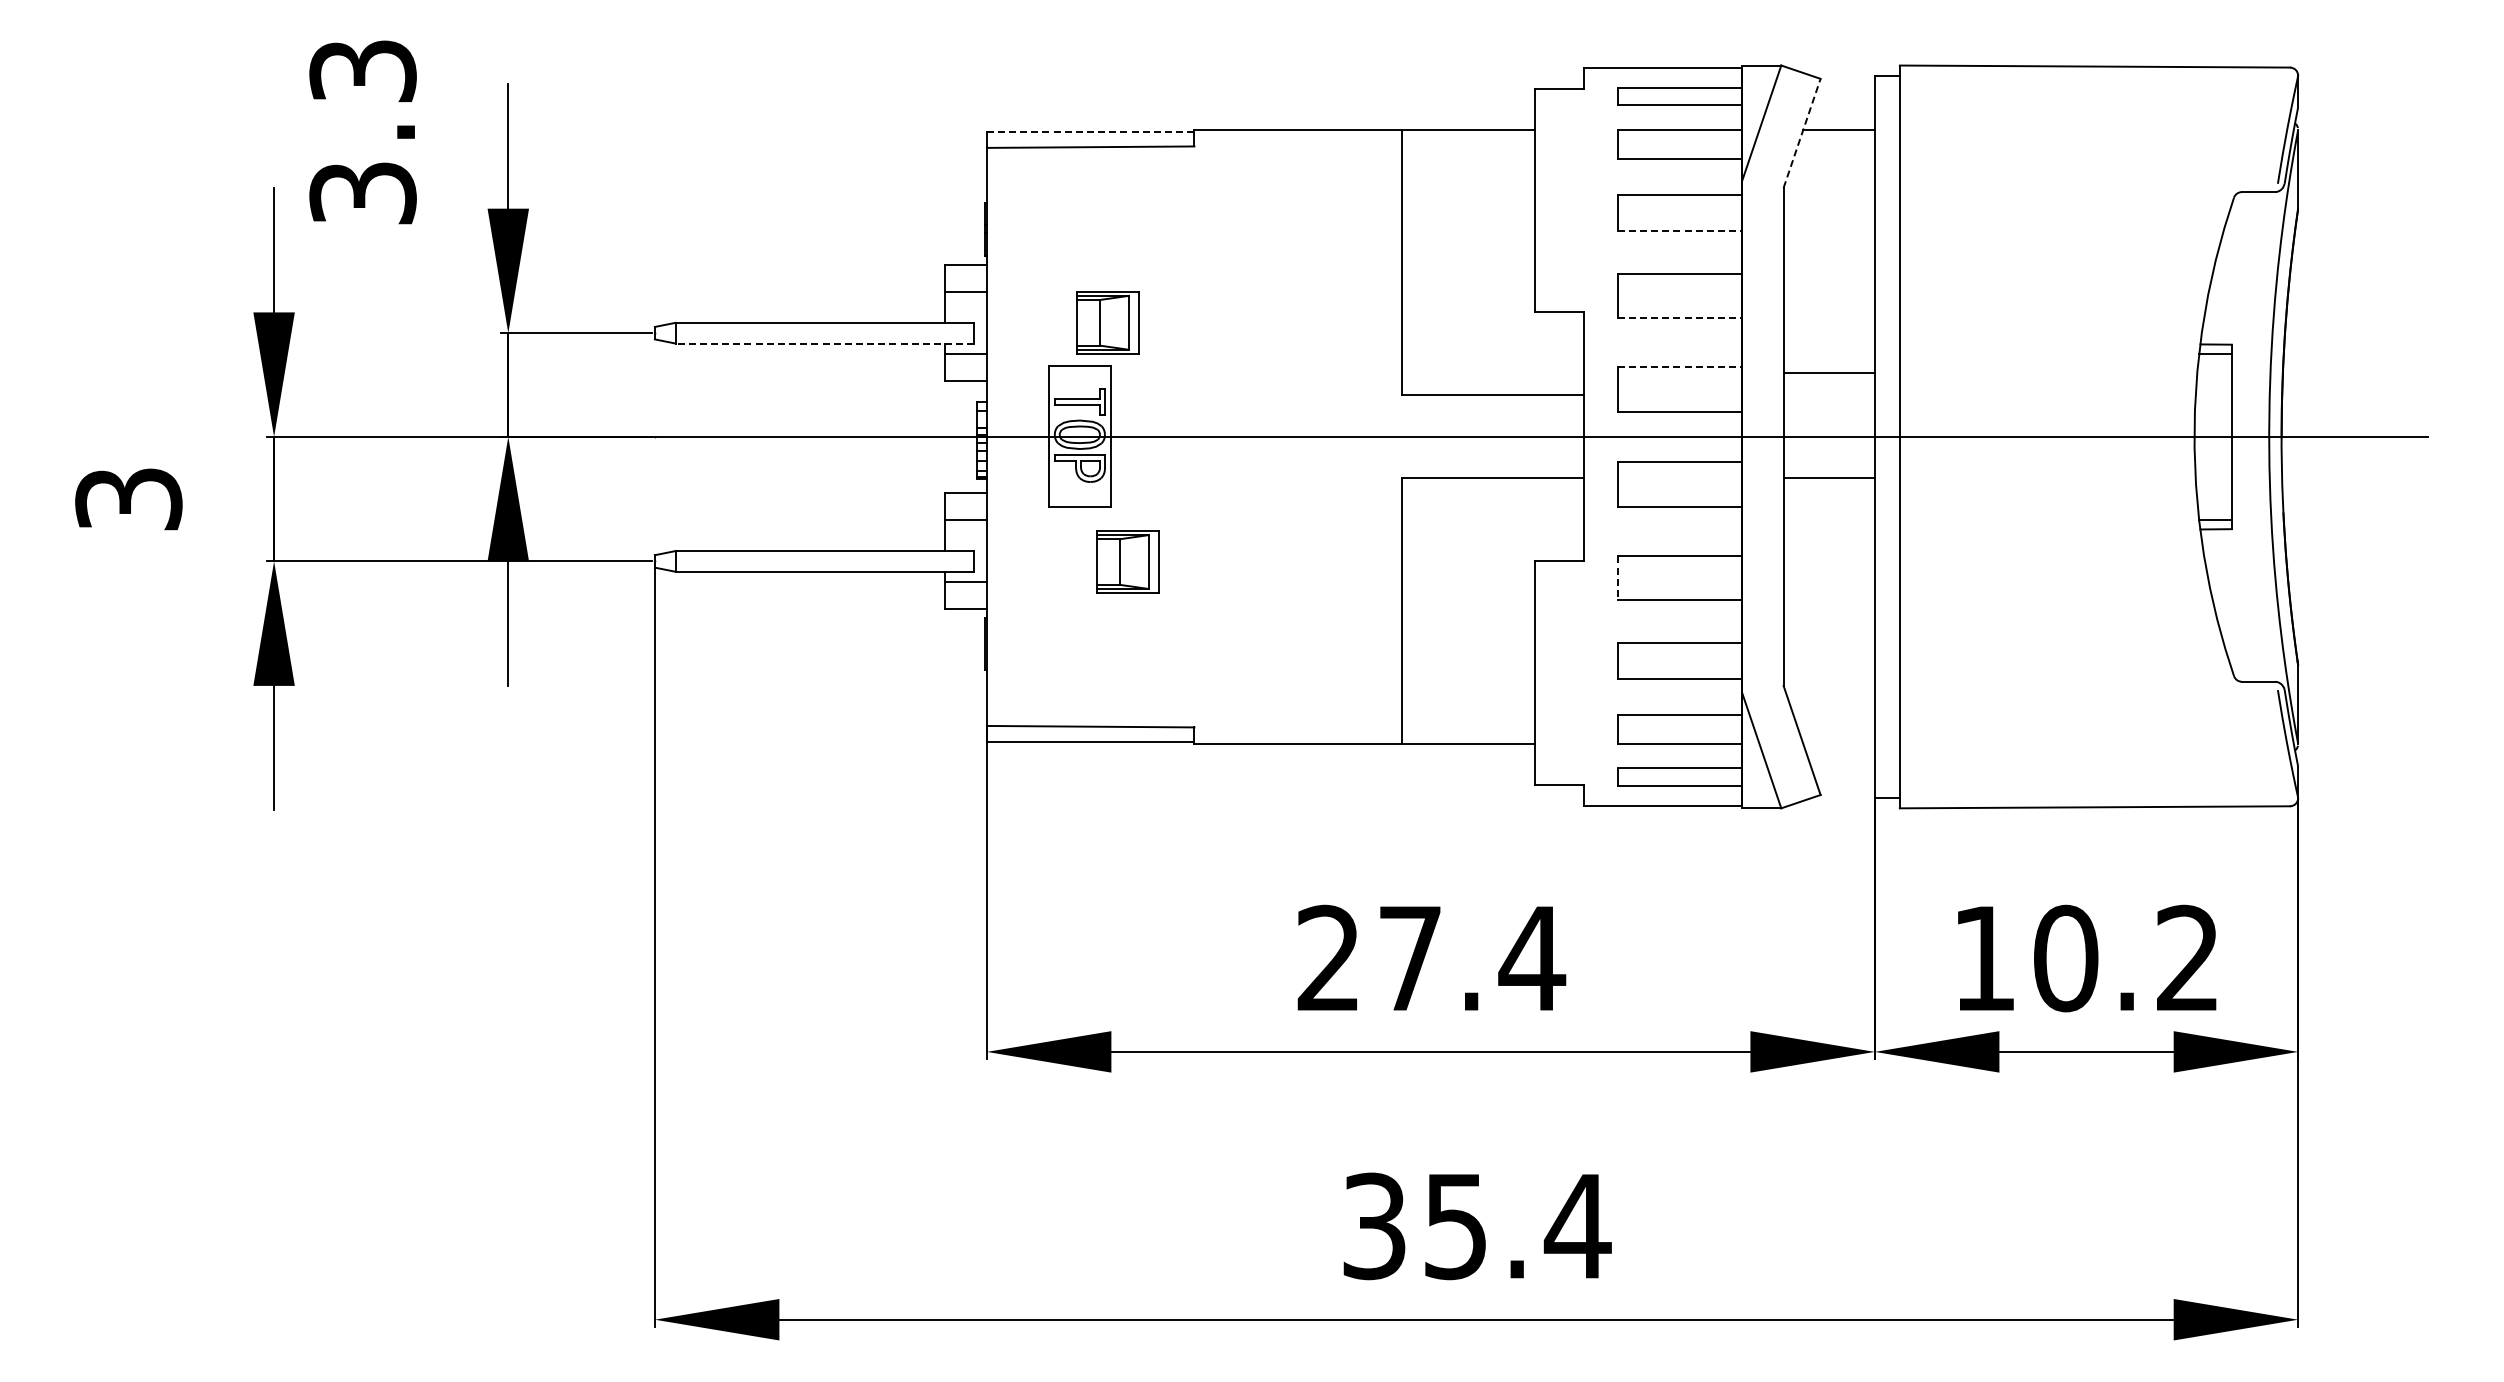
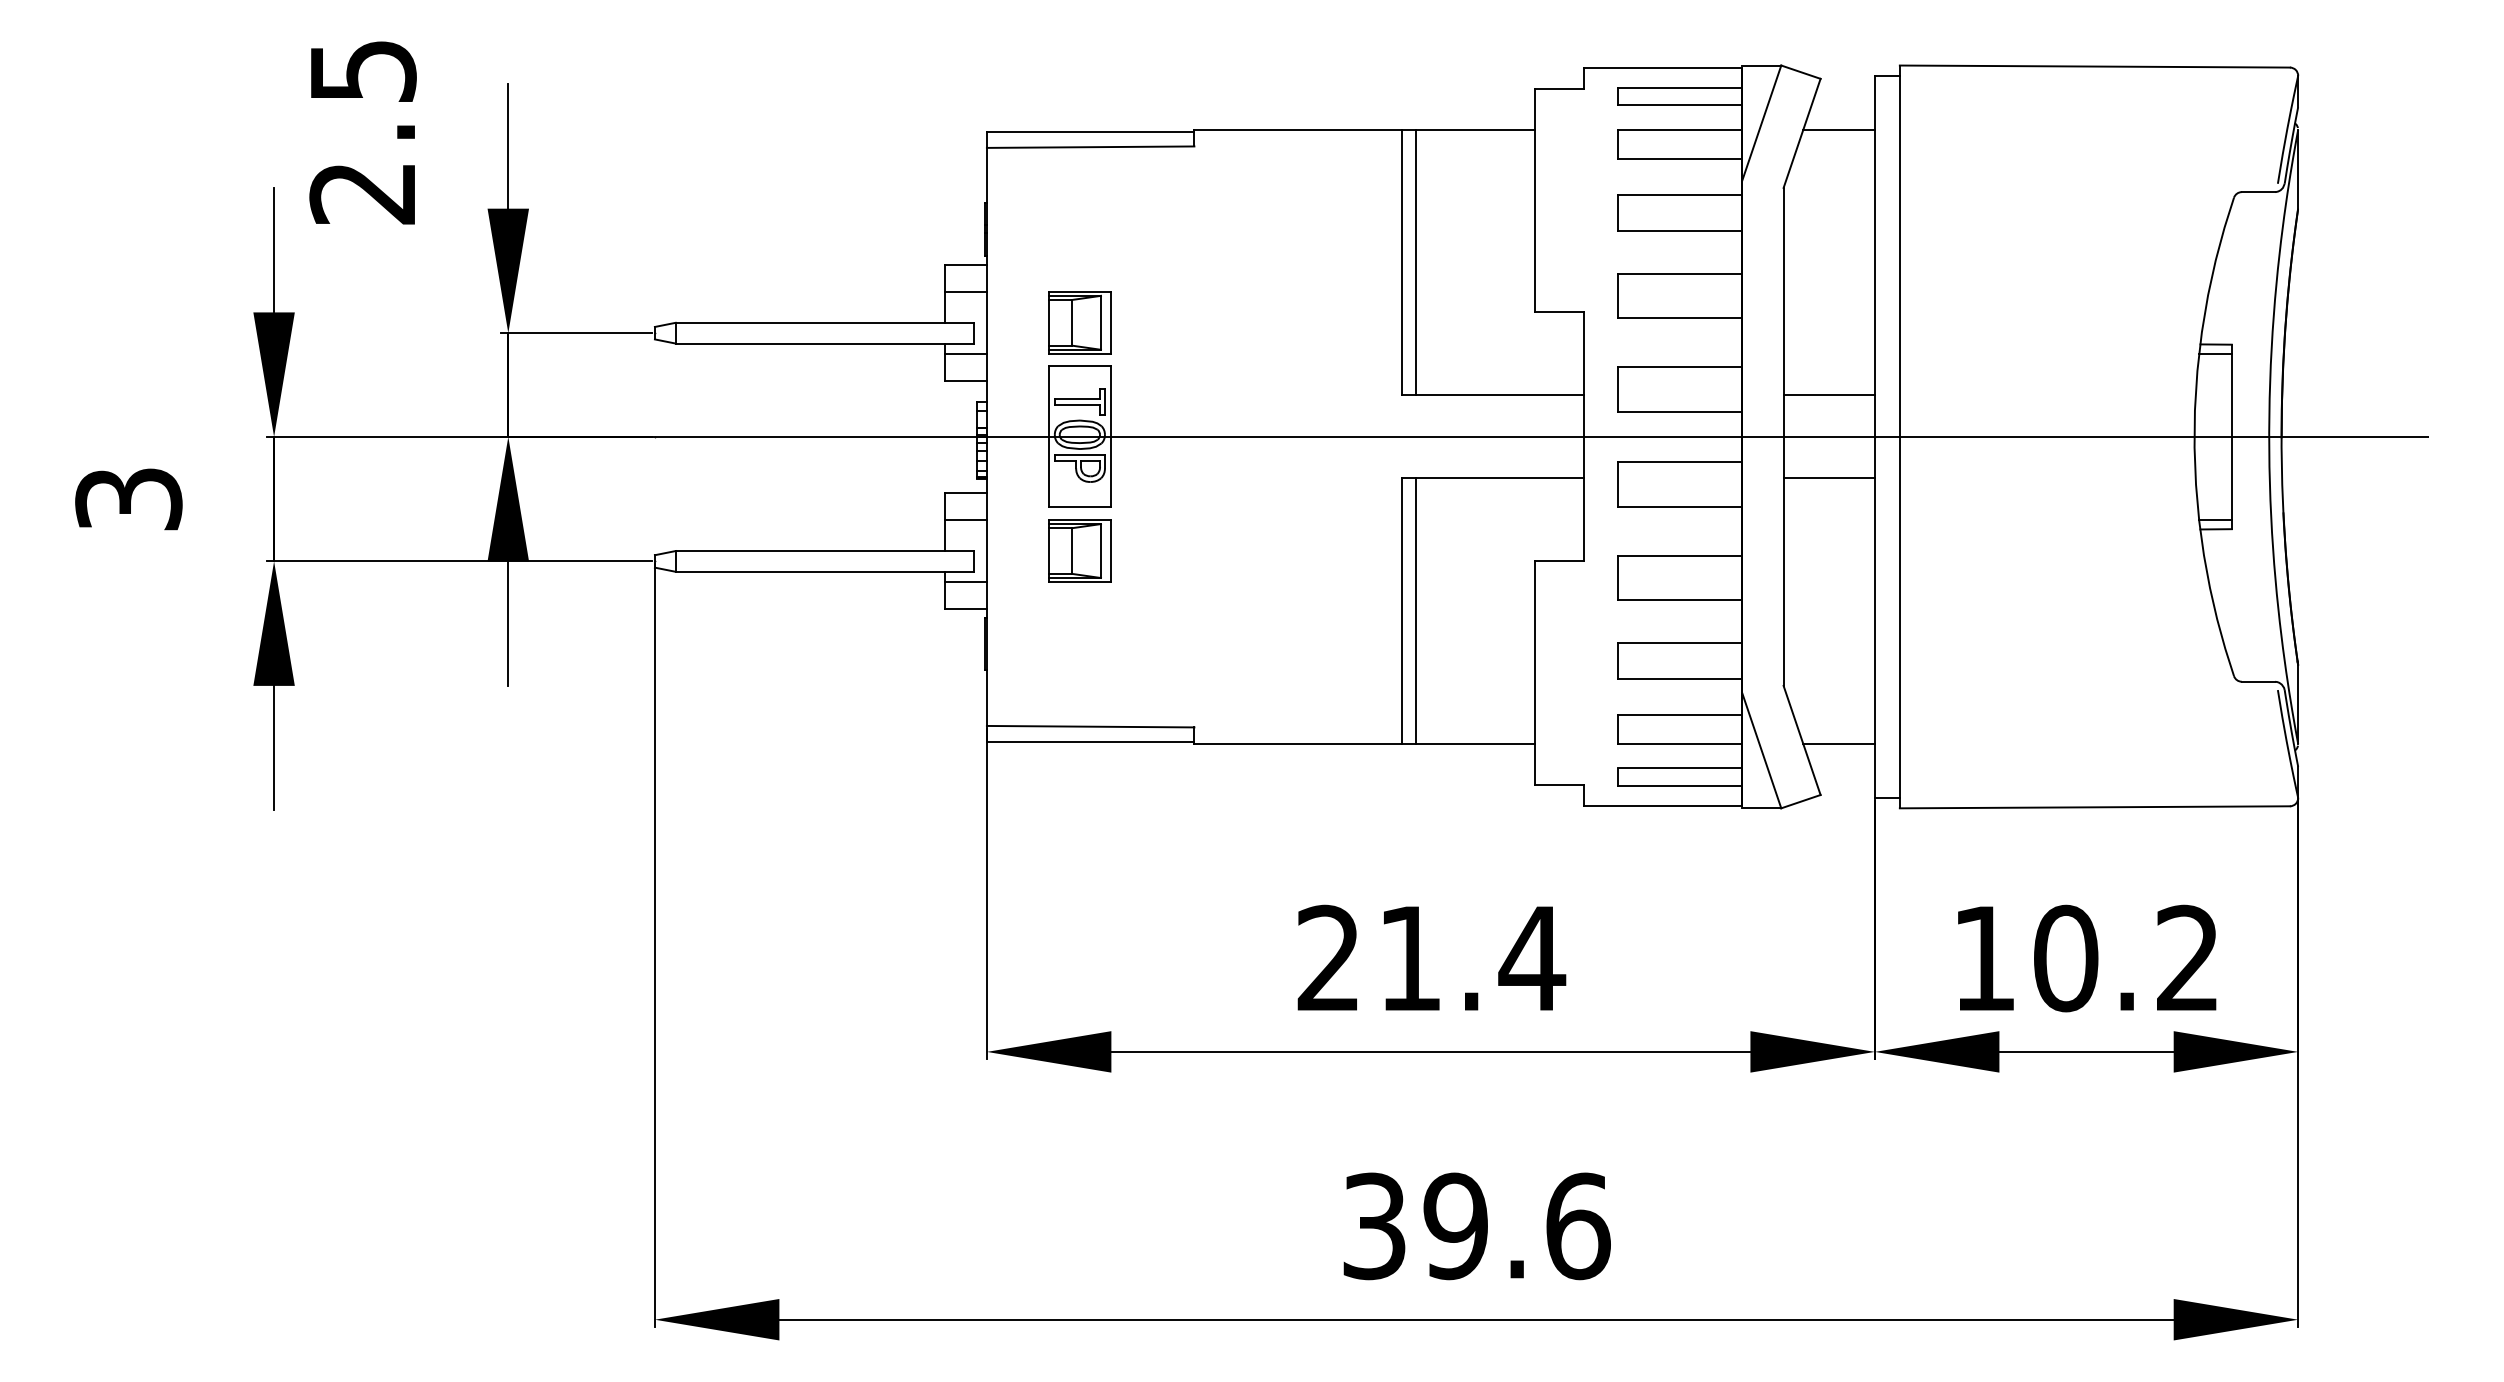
line: dashed -> solid (1090, 131)
text: 3.3 -> 2.5 (362, 132)
line: dashed -> solid (1802, 133)
line: dashed -> solid (1680, 231)
line: none -> present (1416, 262)
line: dashed -> solid (1680, 317)
part position: (1107, 322) -> (1079, 322) (1079, 322)
line: dashed -> solid (824, 343)
line: dashed -> solid (1680, 366)
line position: (1828, 373) -> (1828, 395) (1828, 395)
part position: (1127, 561) -> (1079, 550) (1079, 550)
line: dashed -> solid (1617, 577)
line: none -> present (1416, 611)
line: none -> present (1838, 744)
text: 27.4 -> 21.4 (1410, 958)
text: 35.4 -> 39.6 (1517, 1226)
